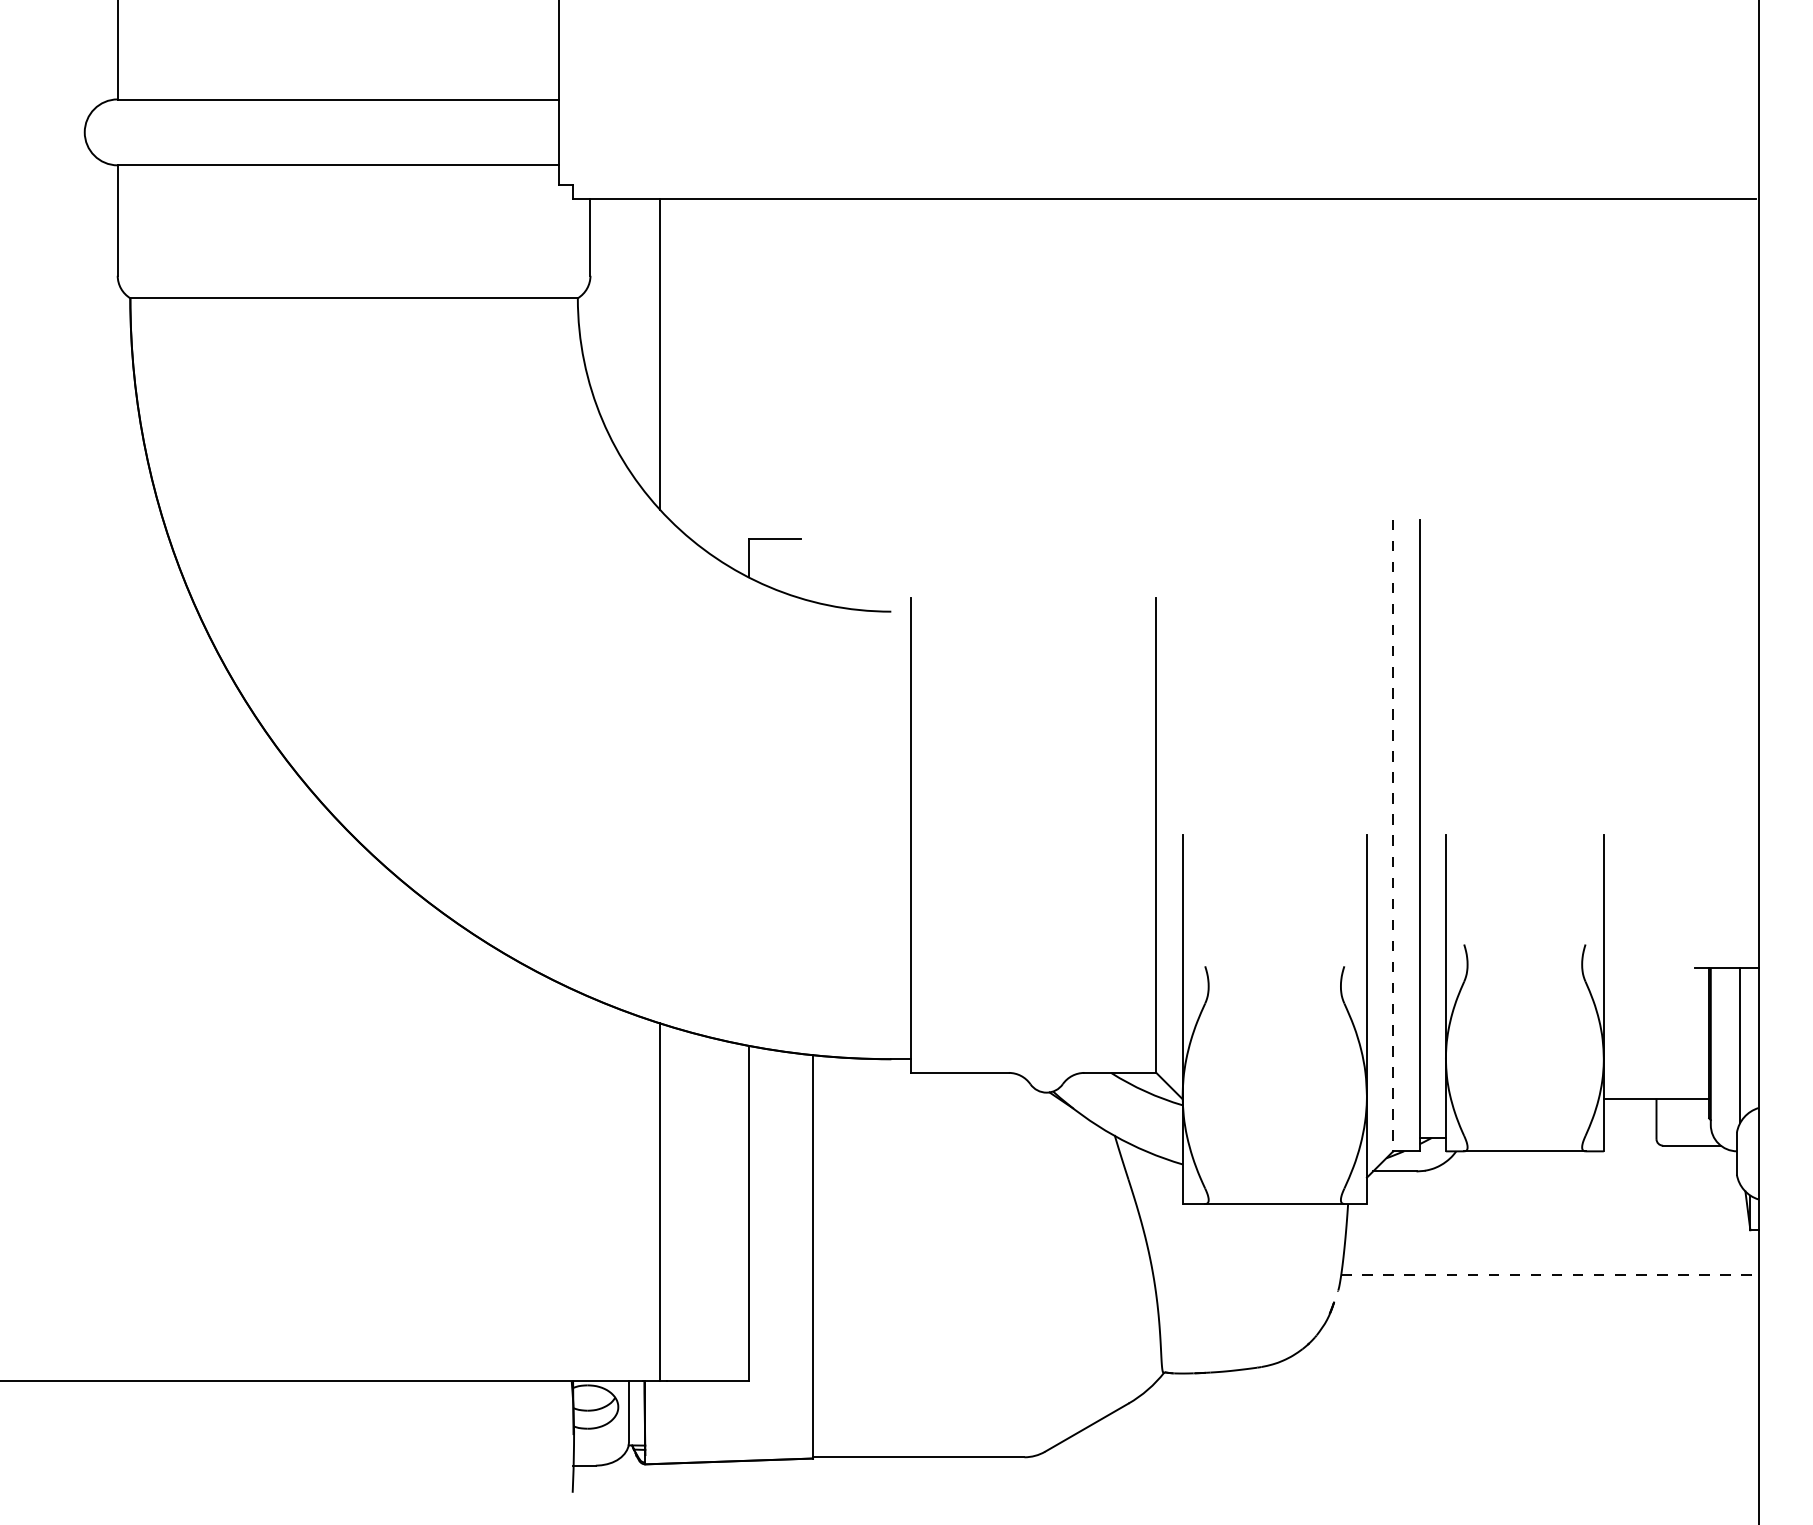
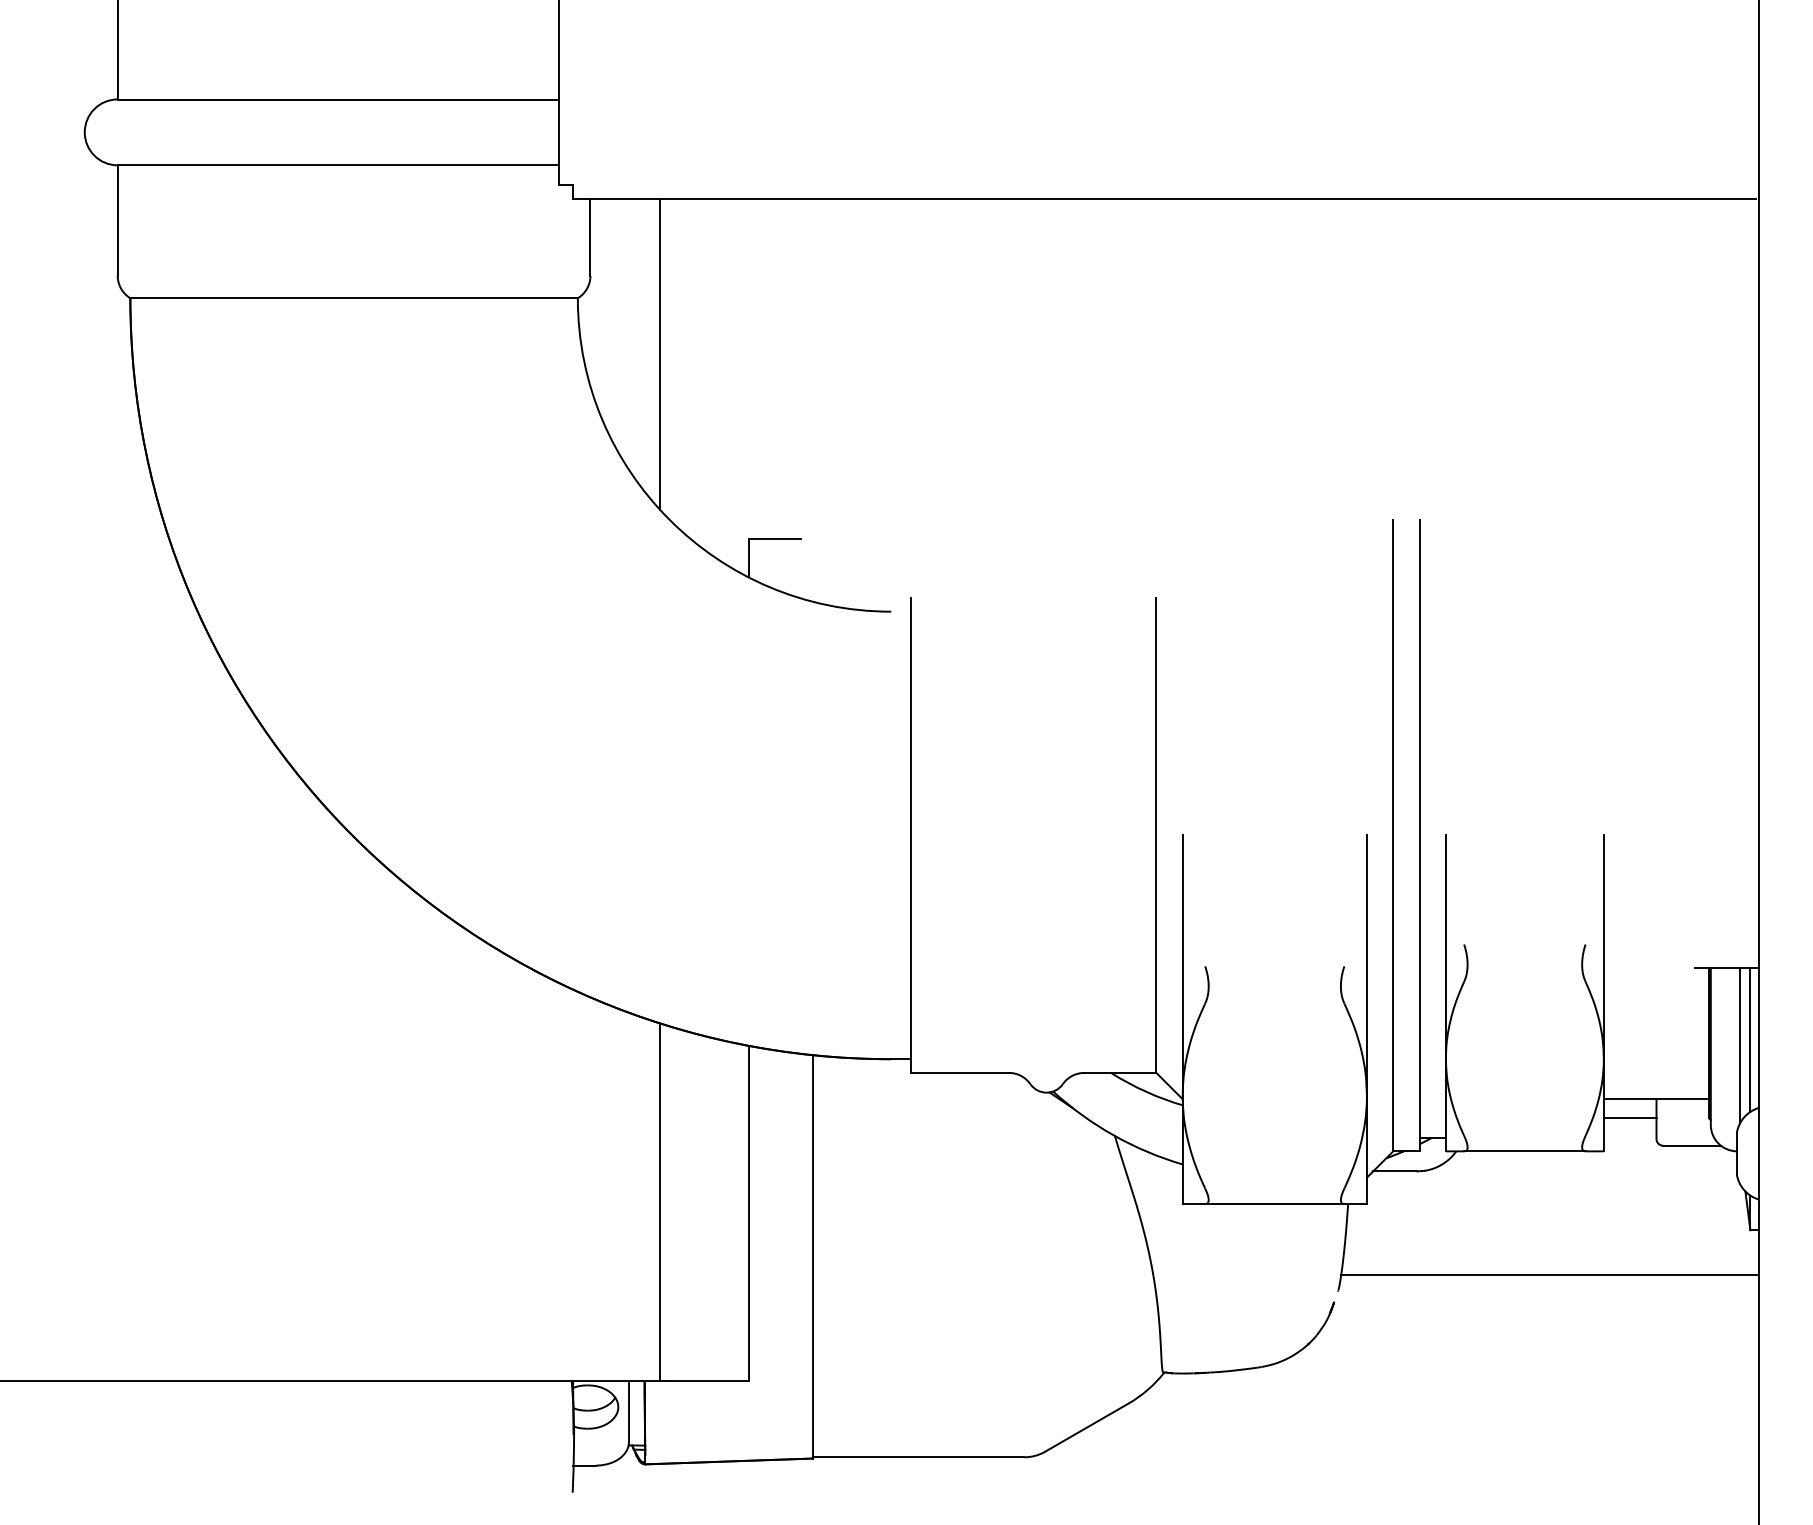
line: dashed -> solid (1393, 835)
line: none -> present (1750, 1039)
line: none -> present (1629, 1117)
line: dashed -> solid (1549, 1274)
